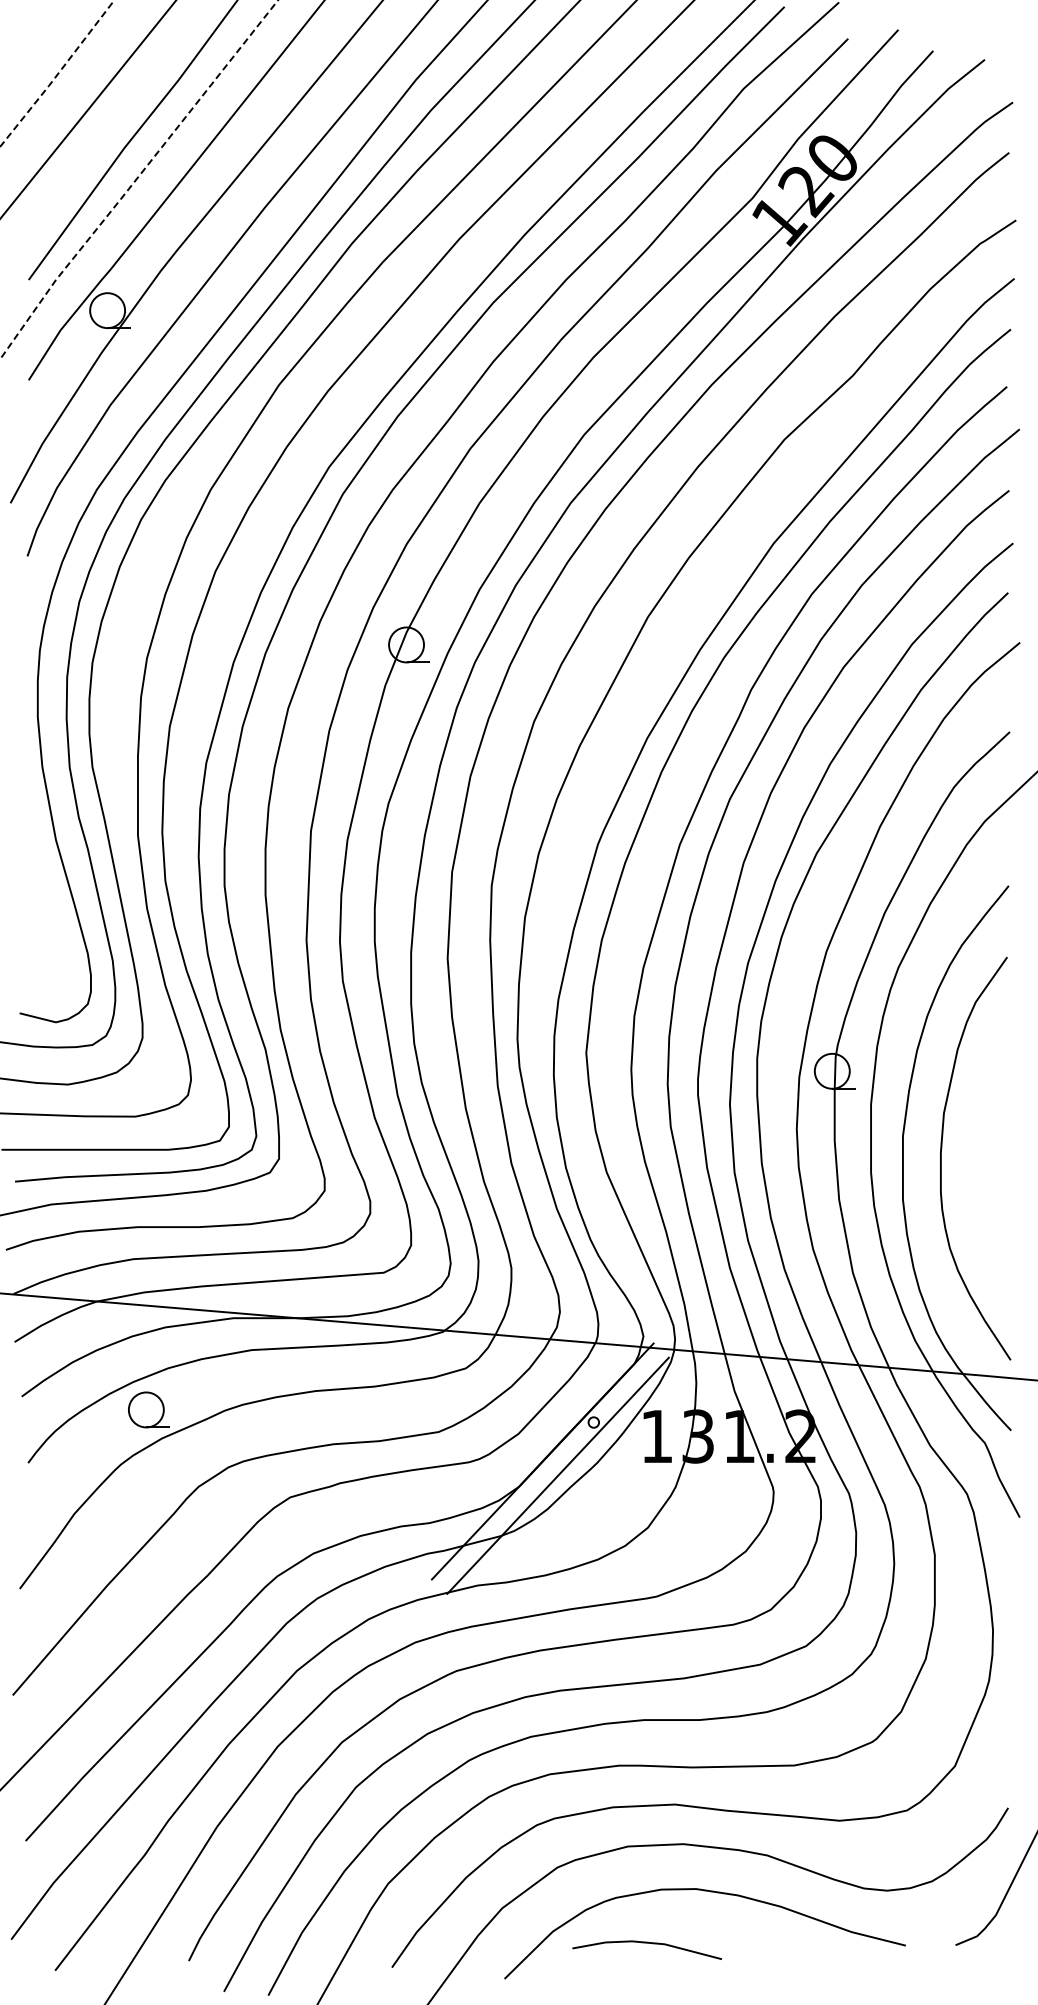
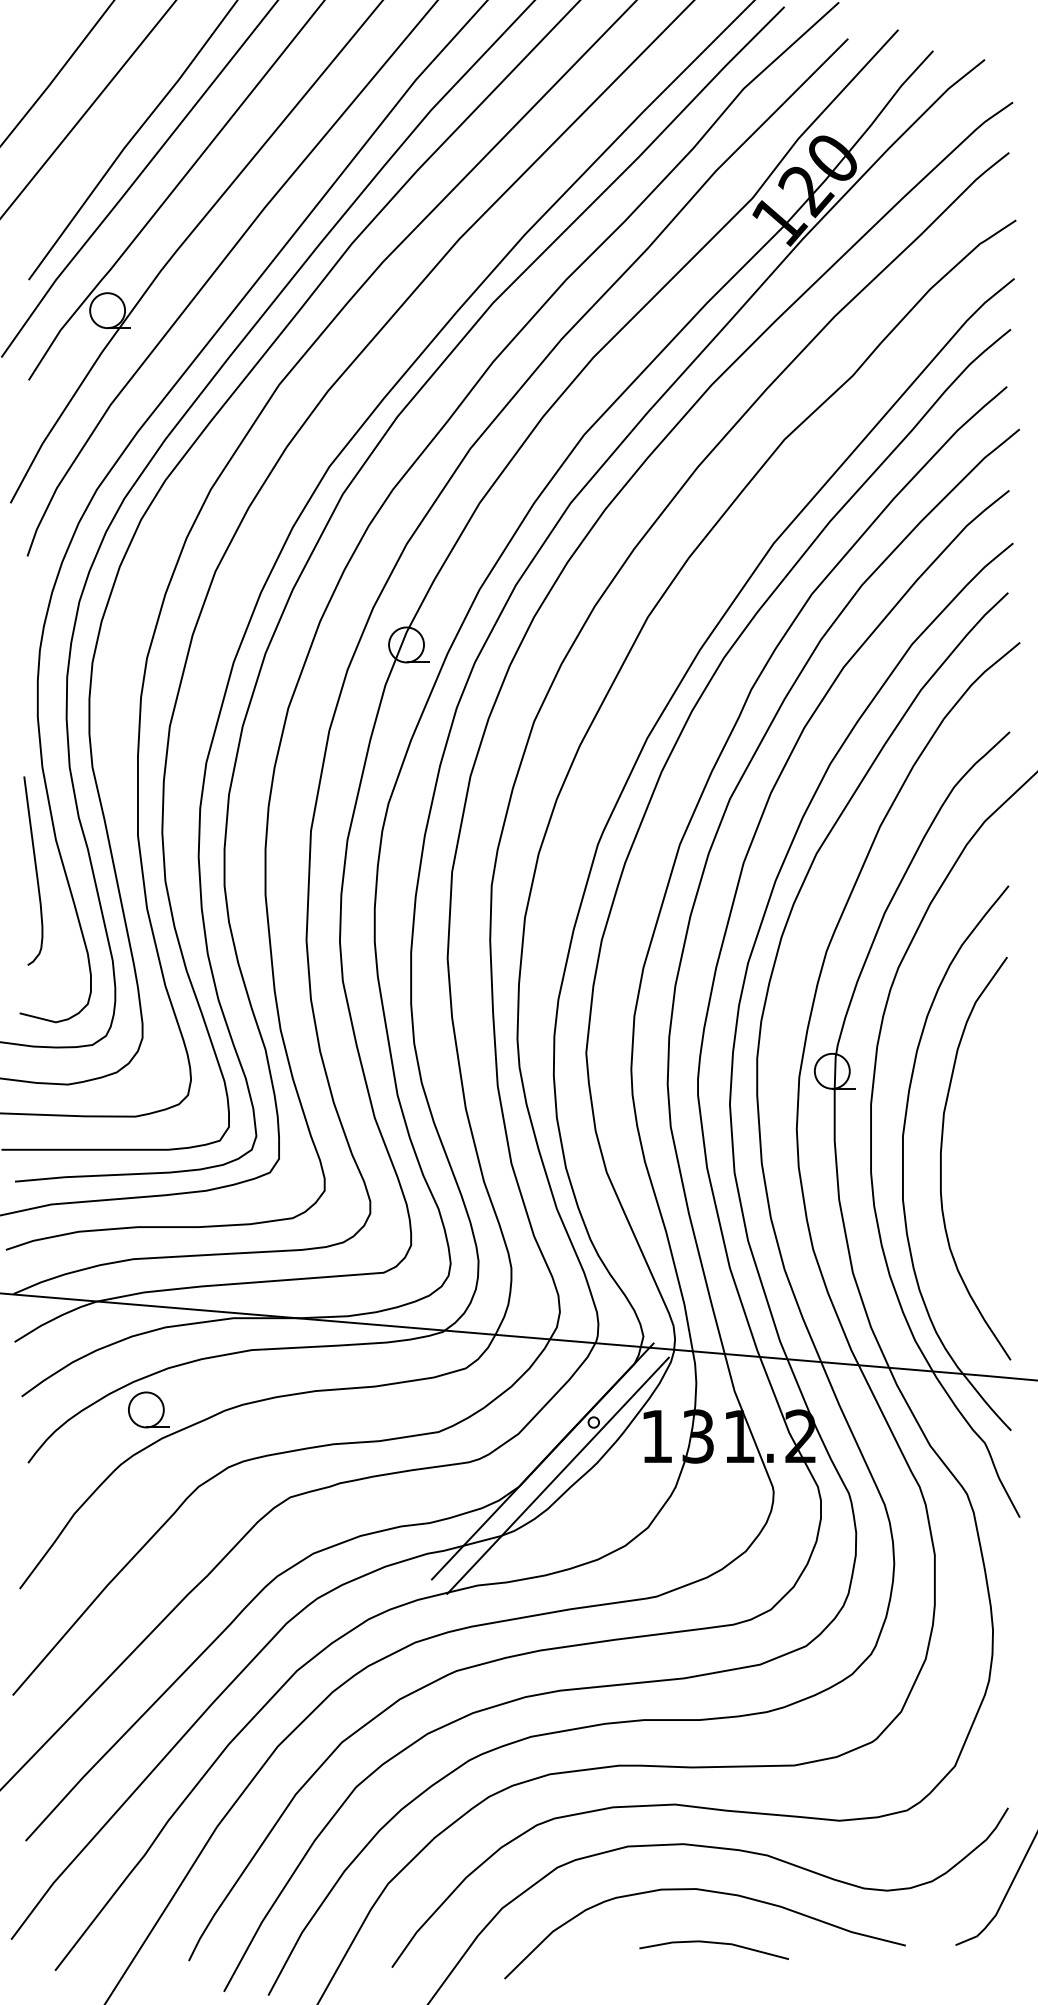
line: dashed -> solid (57, 74)
line: dashed -> solid (137, 178)
curve: none -> present (35, 870)
line position: (646, 1943) -> (713, 1943) (713, 1943)
